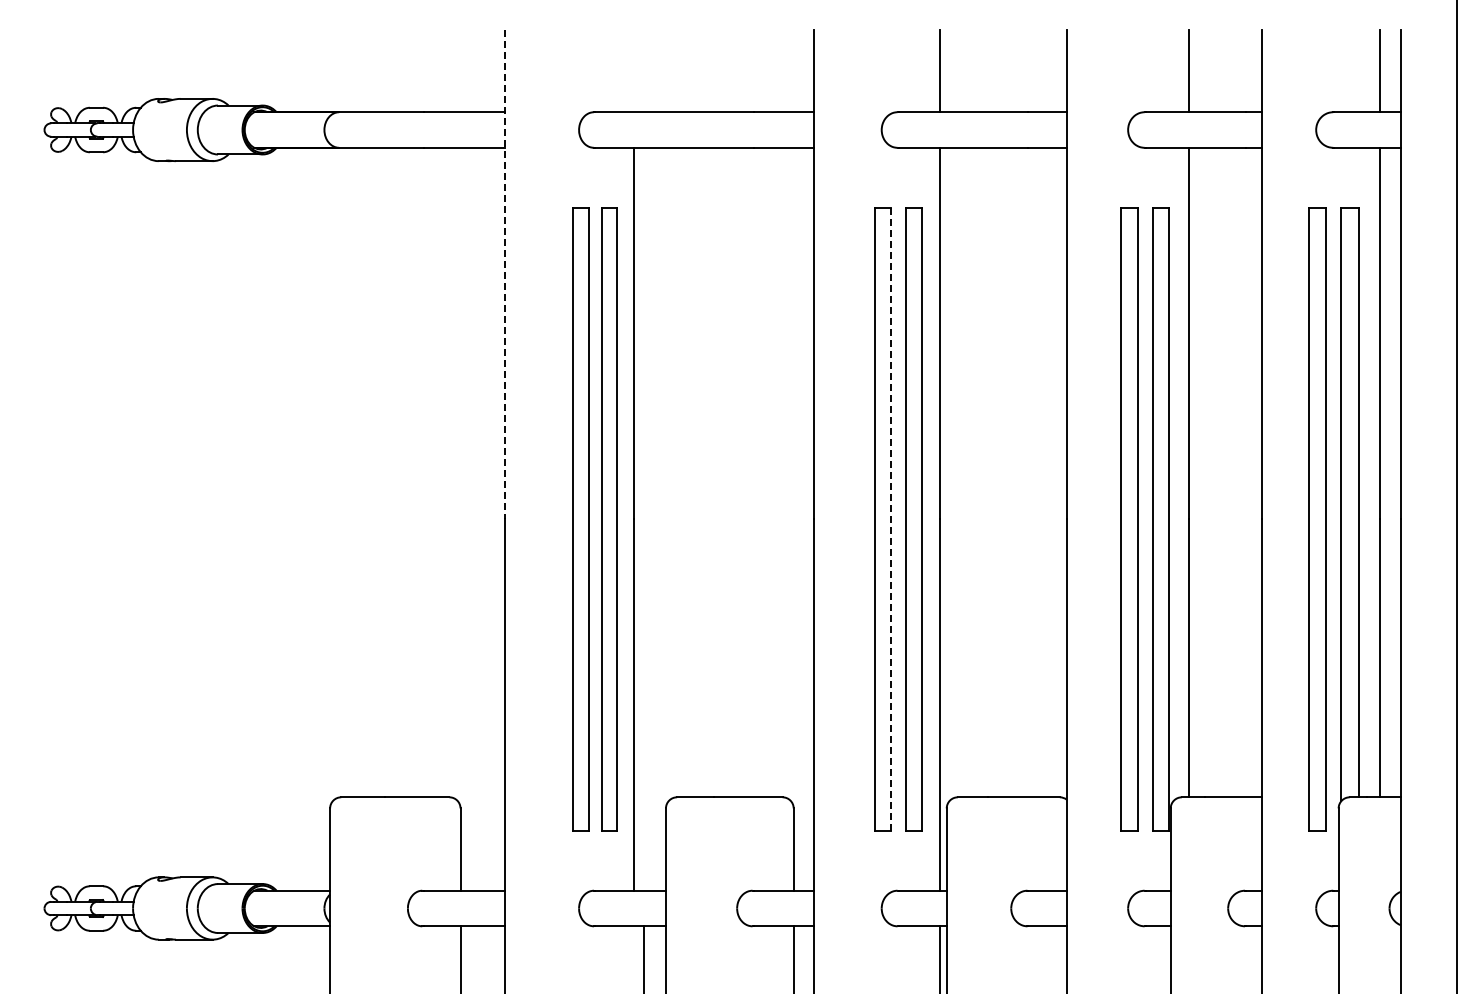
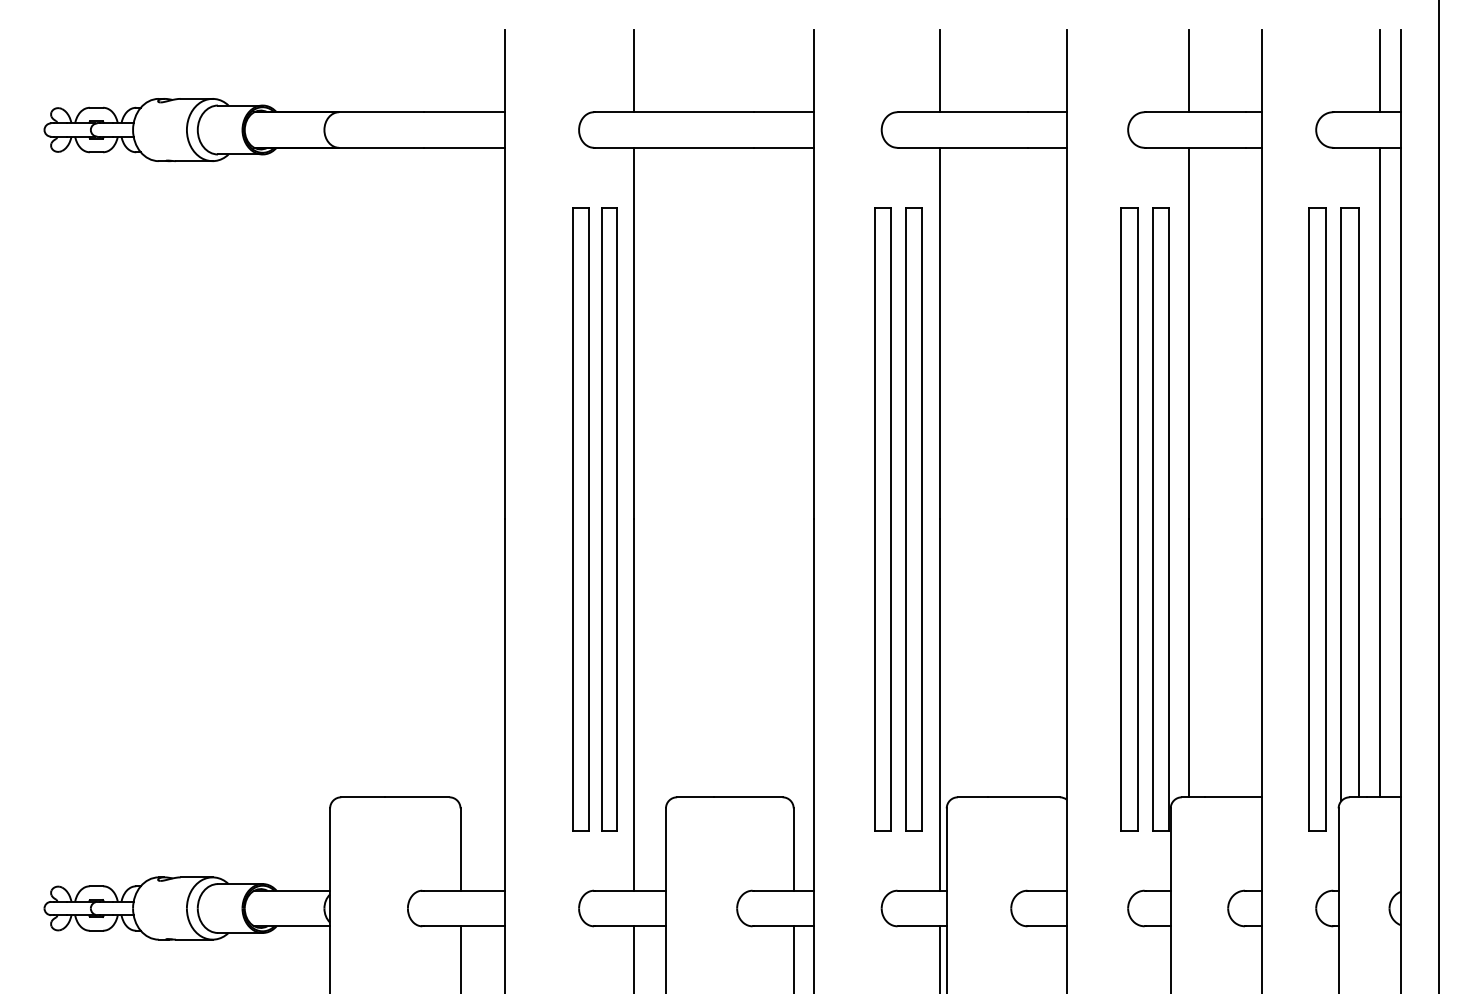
line: none -> present (633, 70)
line: dashed -> solid (504, 274)
line position: (1457, 496) -> (1439, 496) (1439, 496)
line: dashed -> solid (891, 518)
line position: (643, 958) -> (633, 958) (633, 958)
